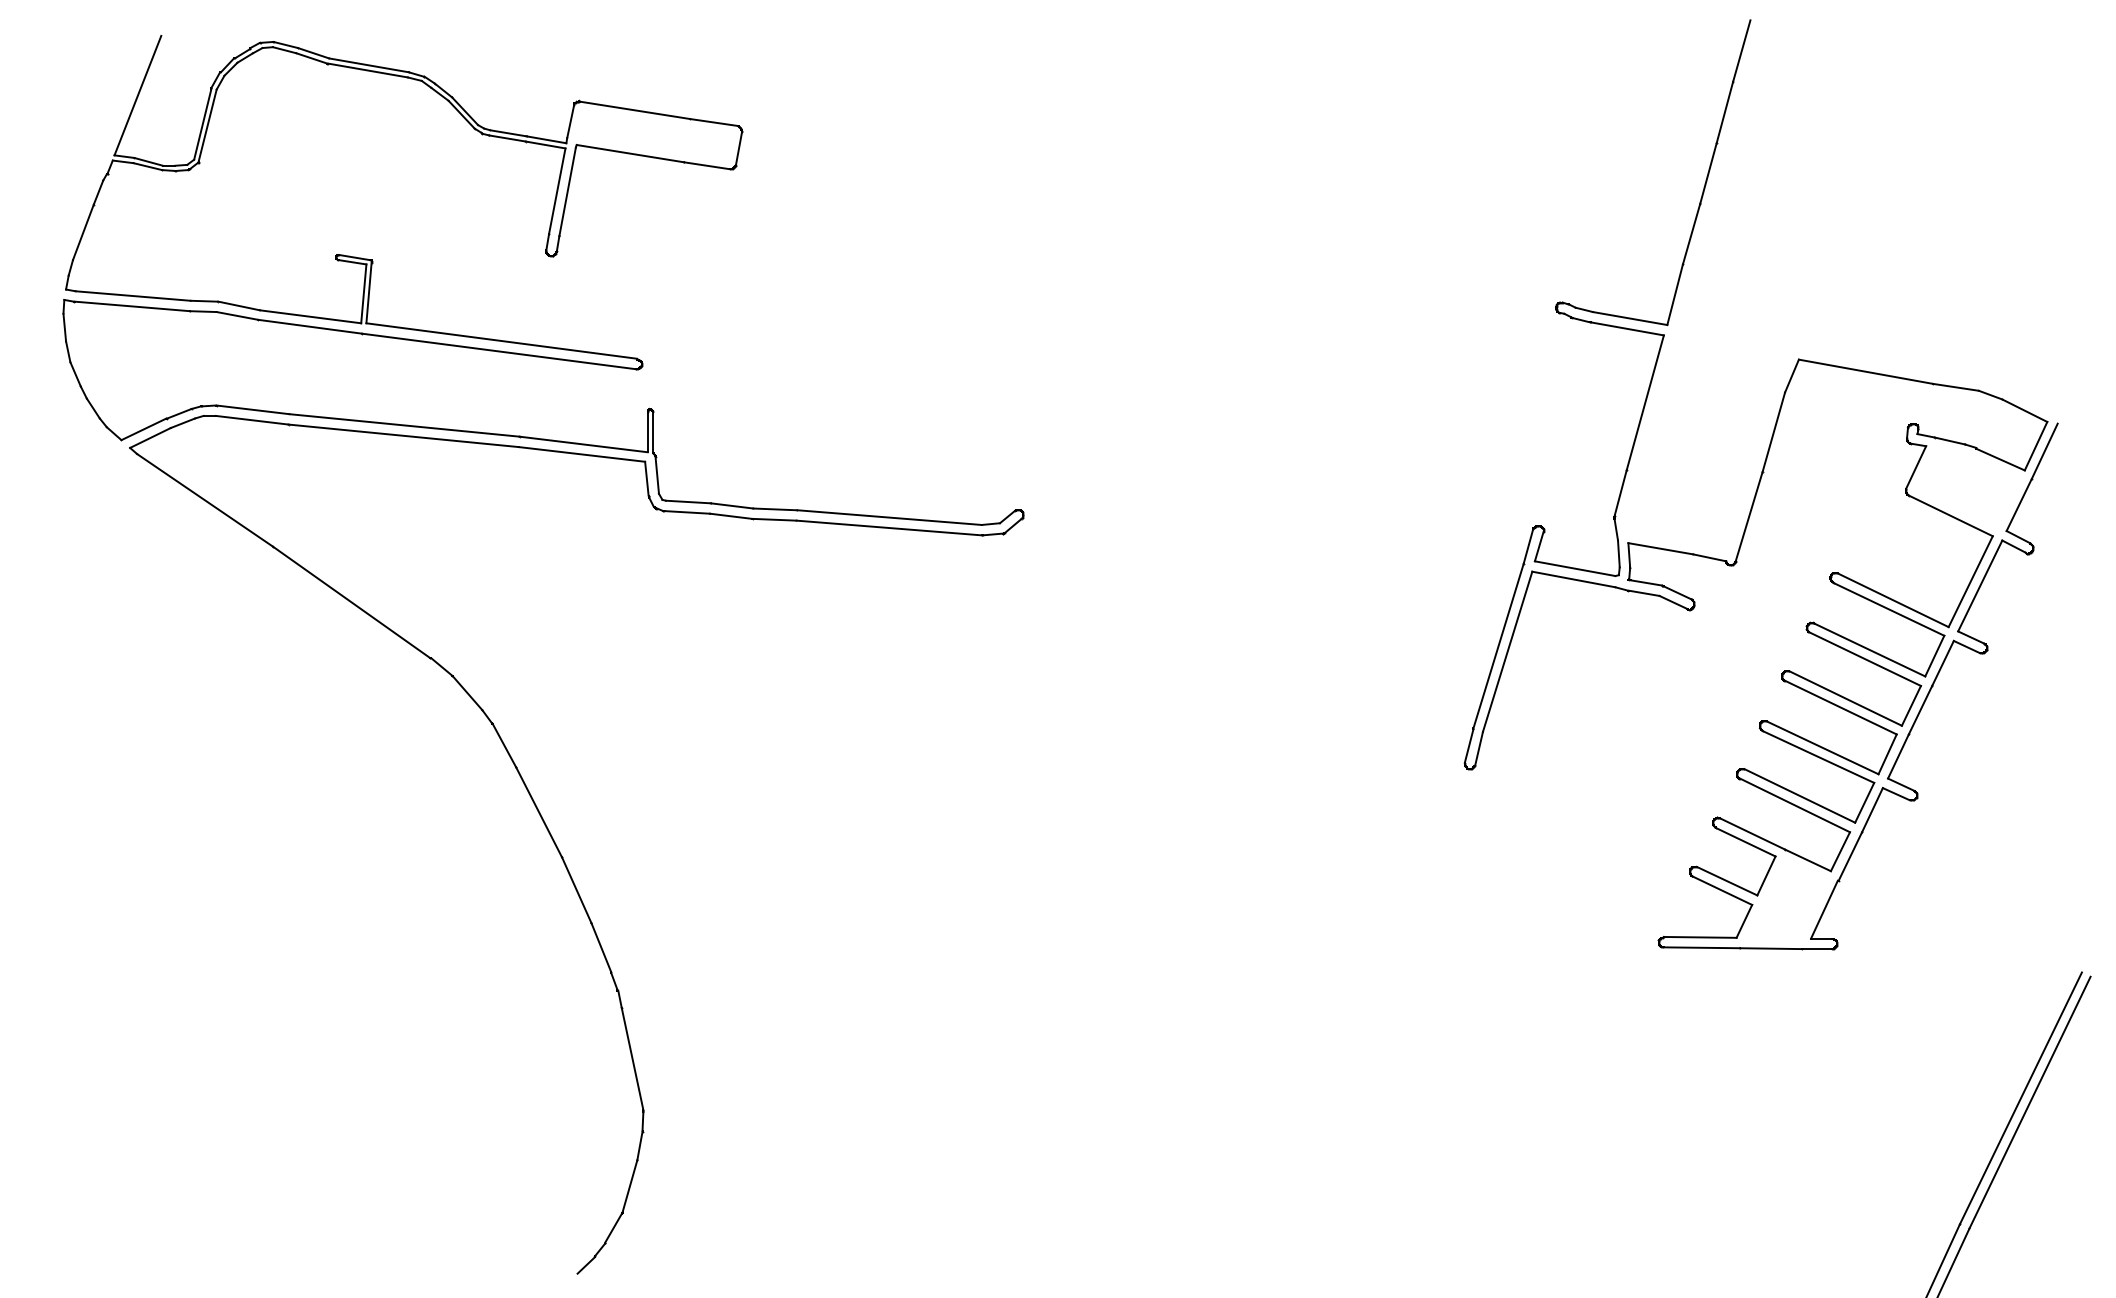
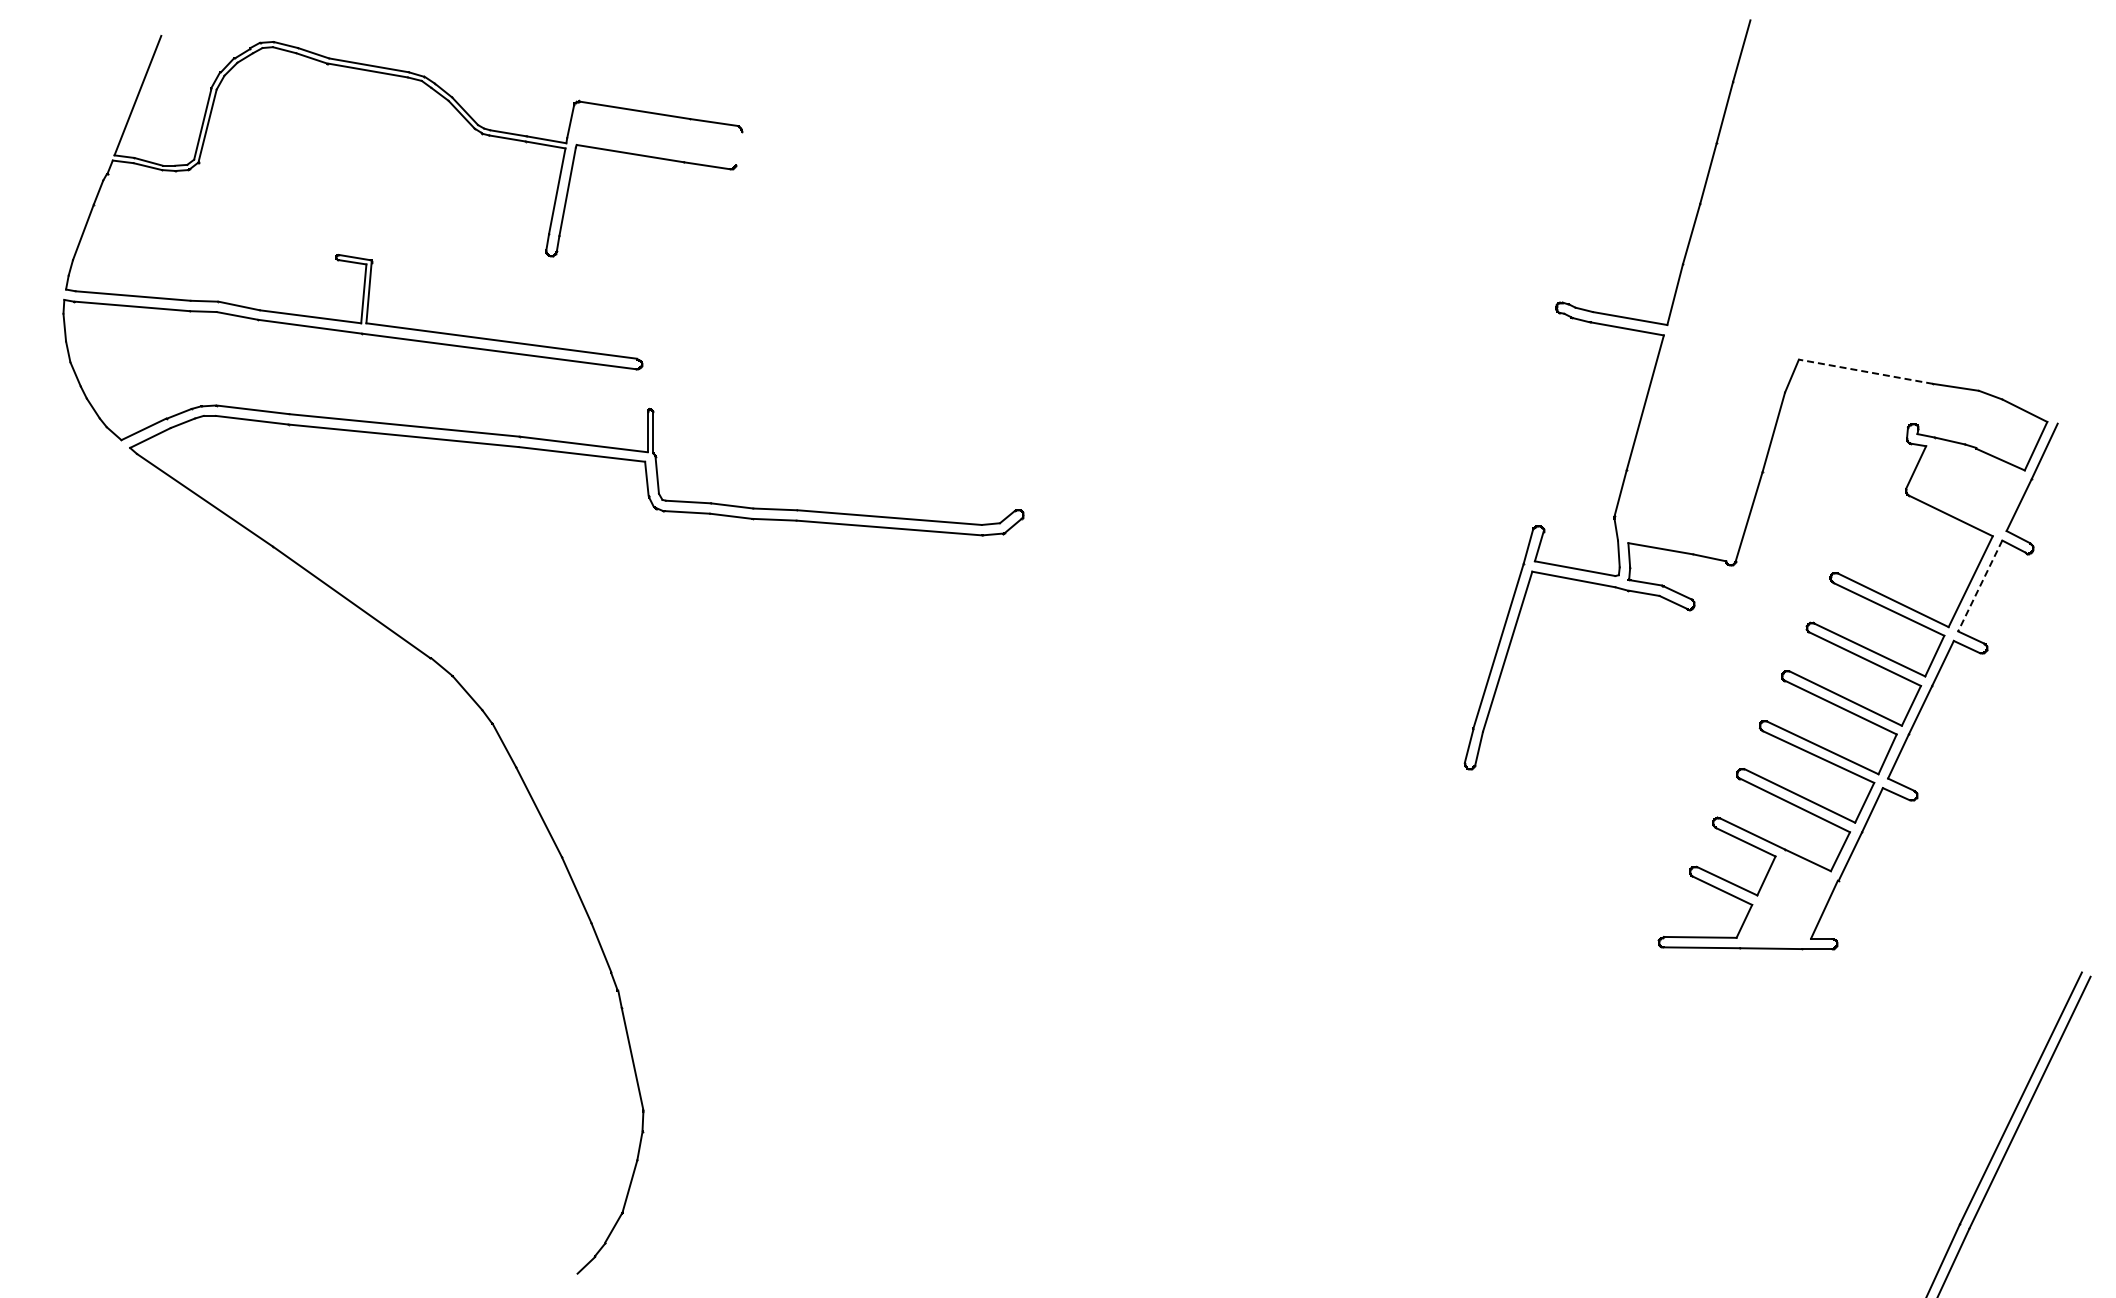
line: present -> none (739, 148)
line: solid -> dashed (1865, 371)
line: solid -> dashed (1980, 585)
